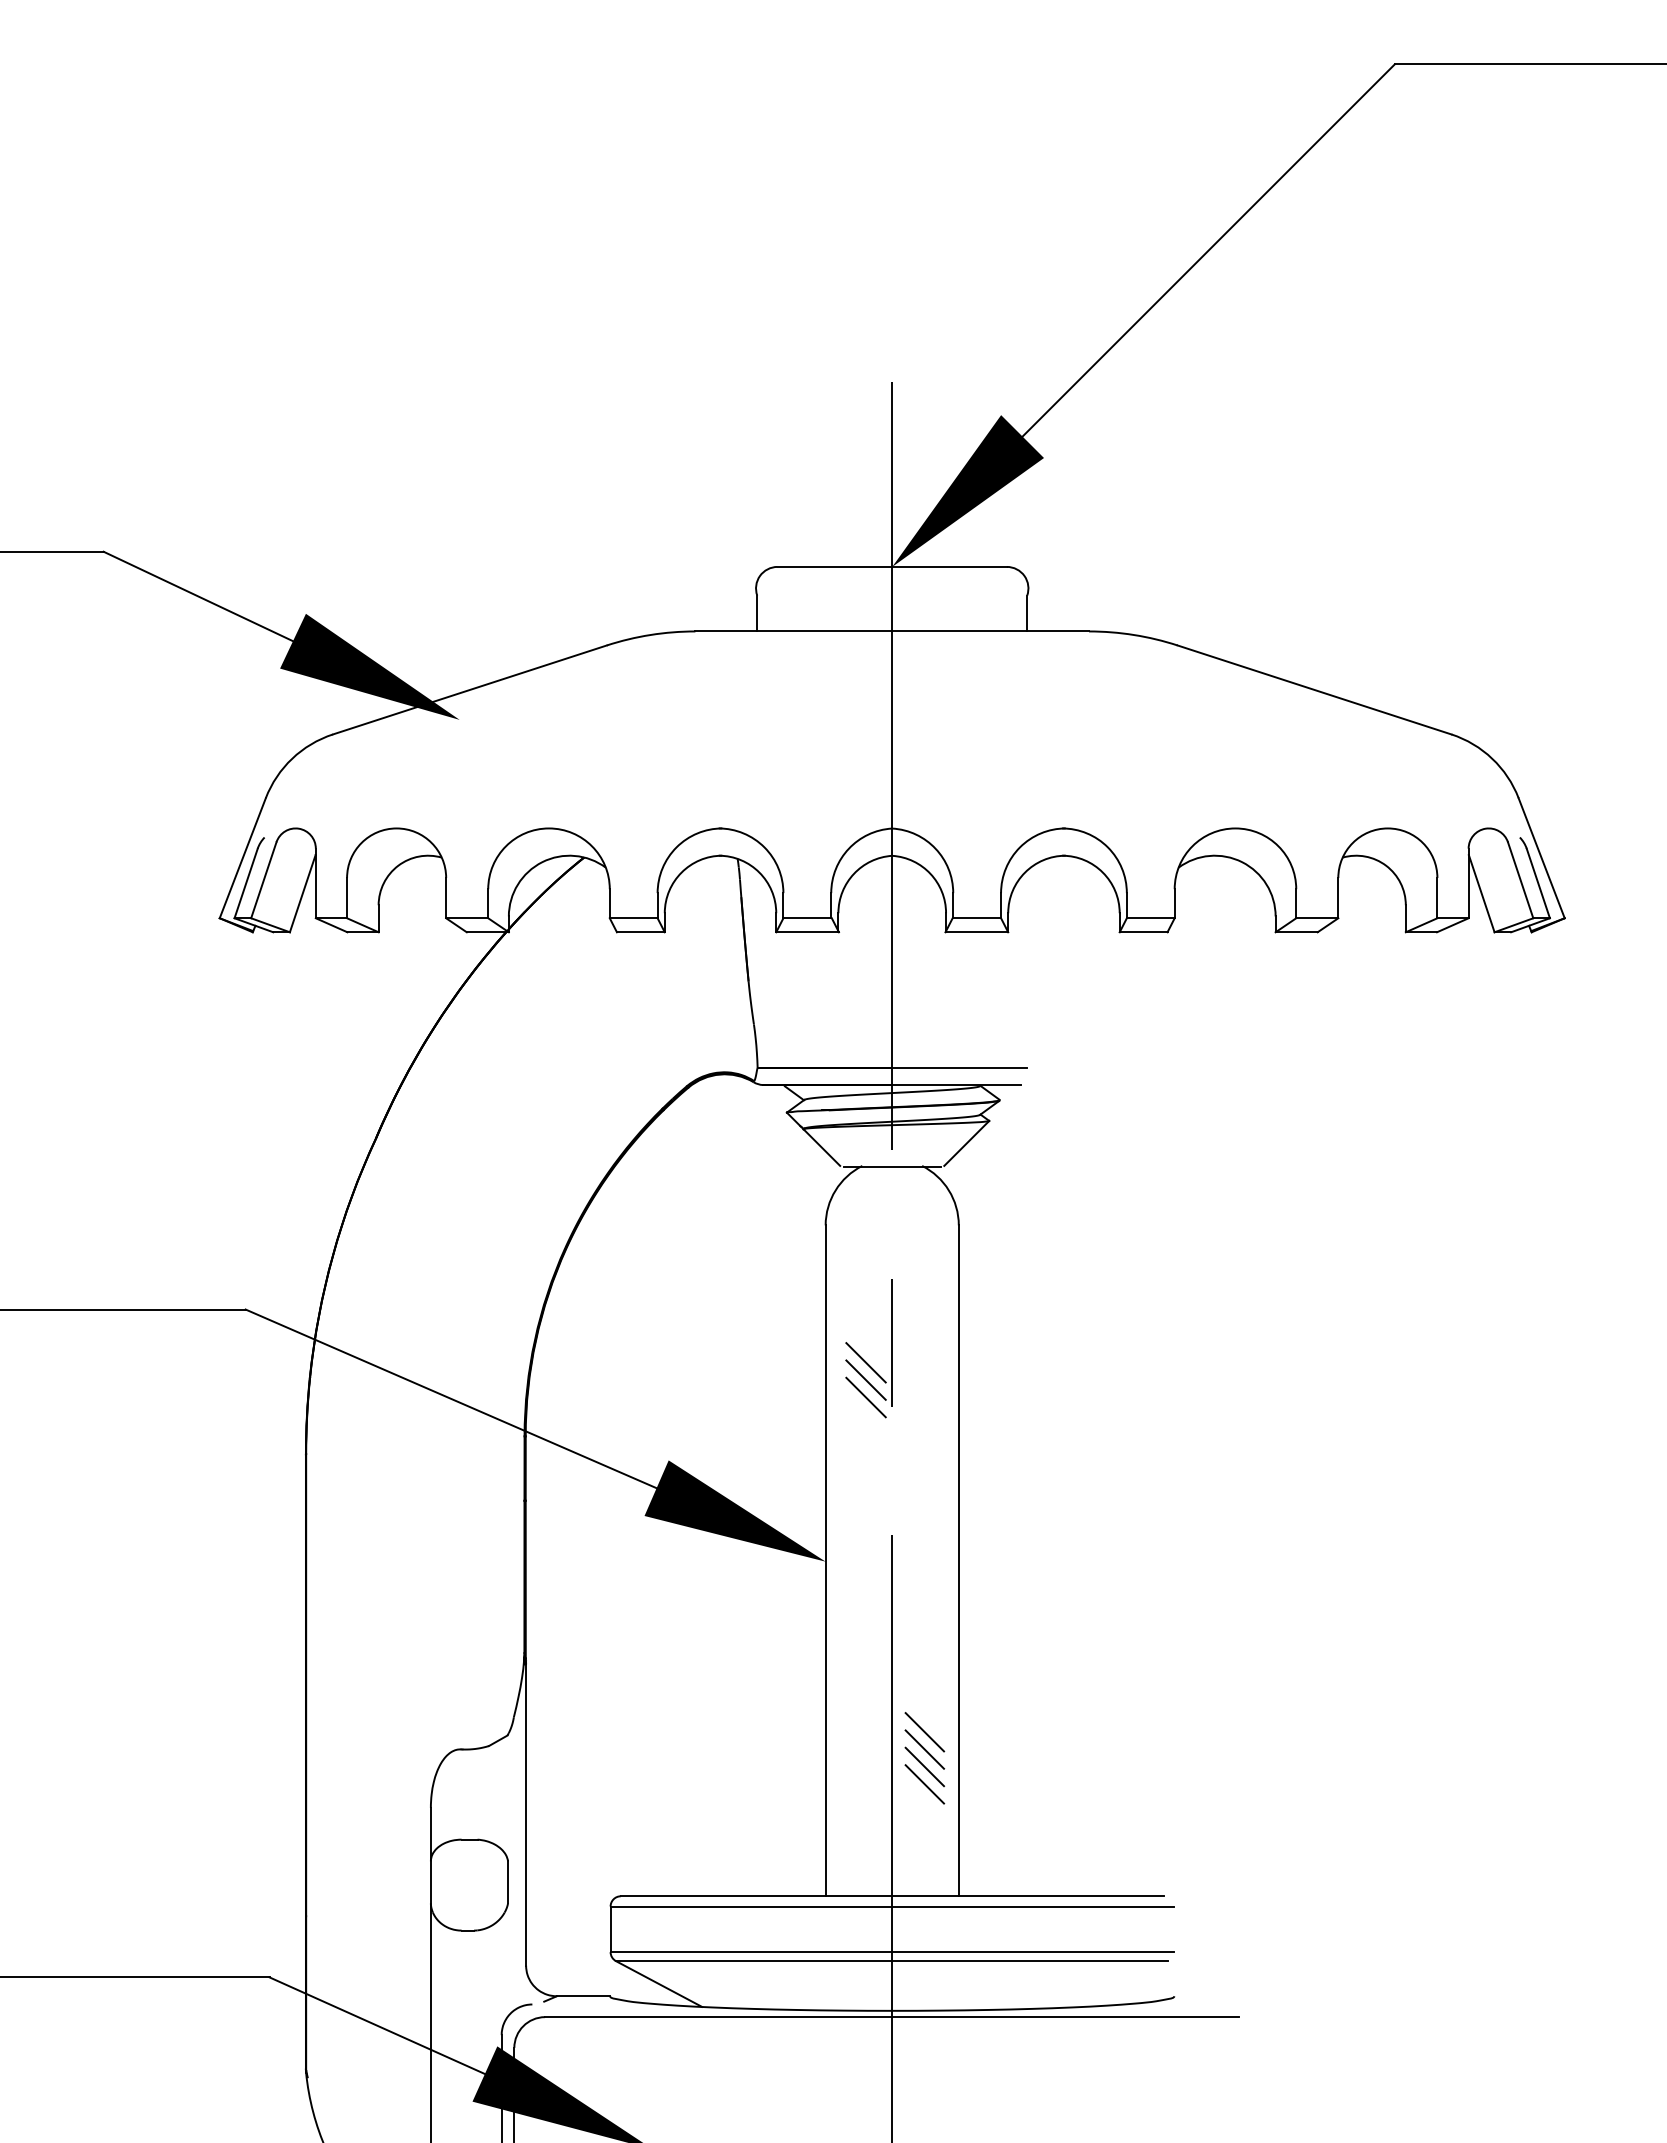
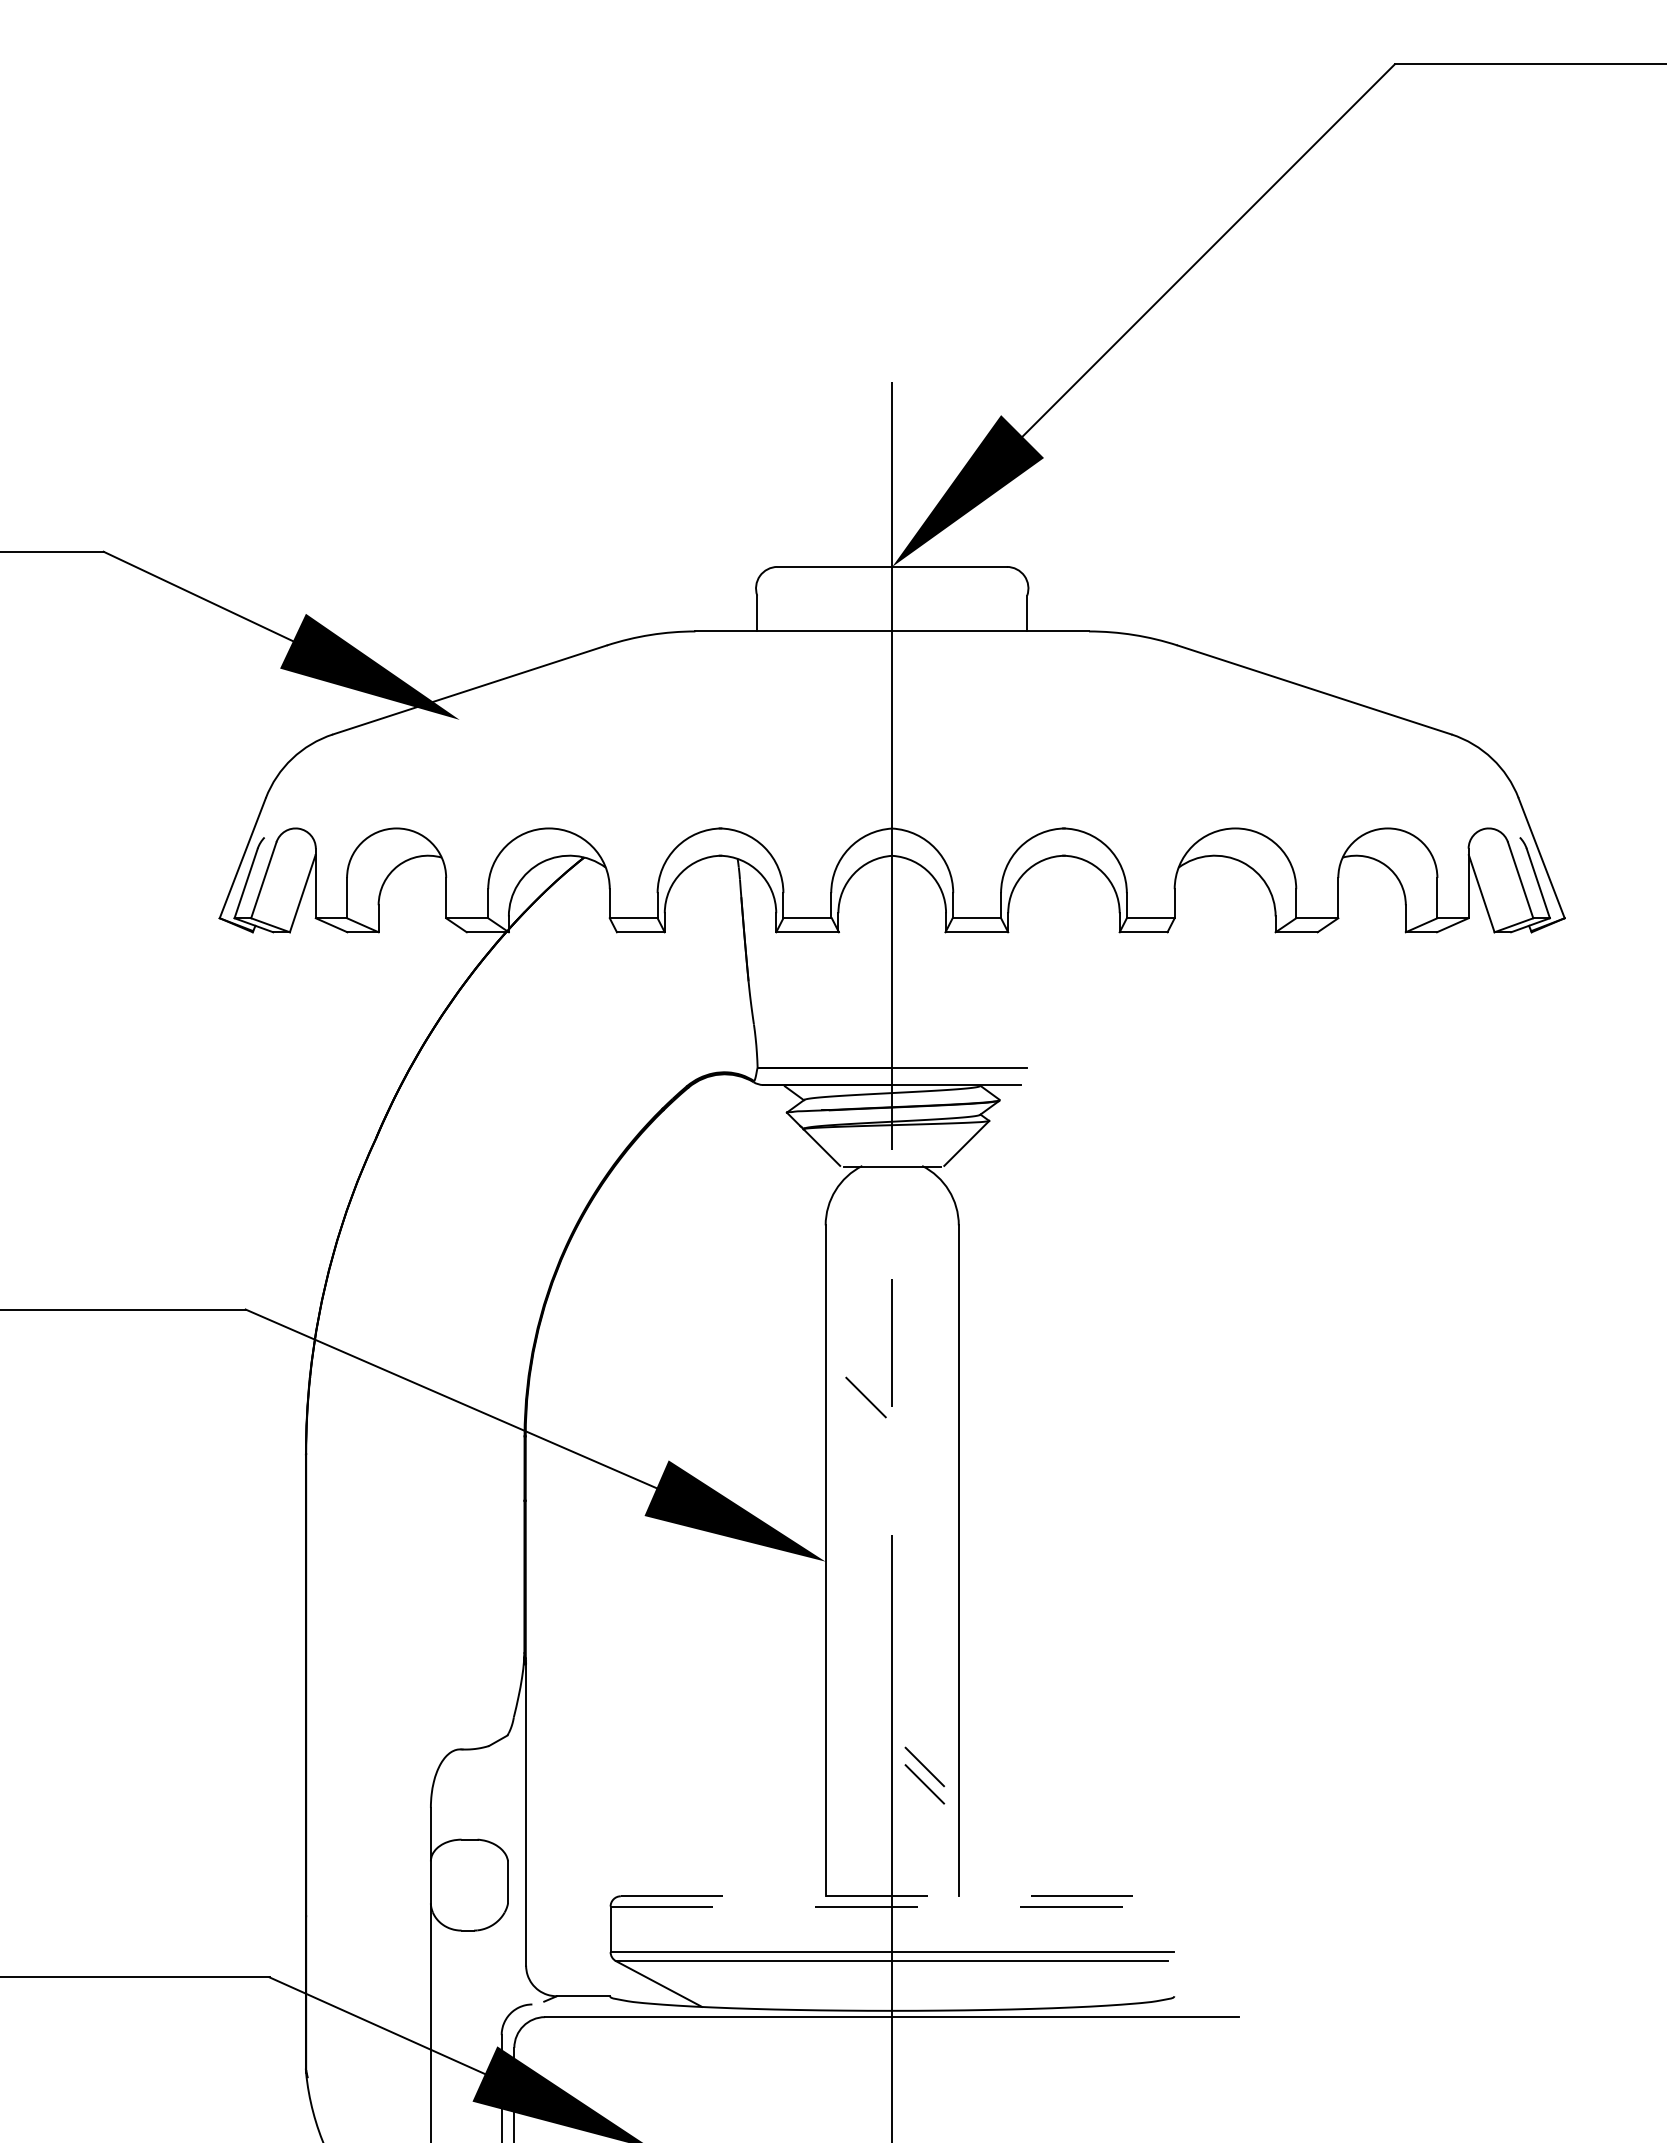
line: present -> none (865, 1362)
line: present -> none (865, 1379)
line: present -> none (924, 1732)
line: present -> none (924, 1749)
line: solid -> dashed (892, 1896)
line: solid -> dashed (892, 1906)
